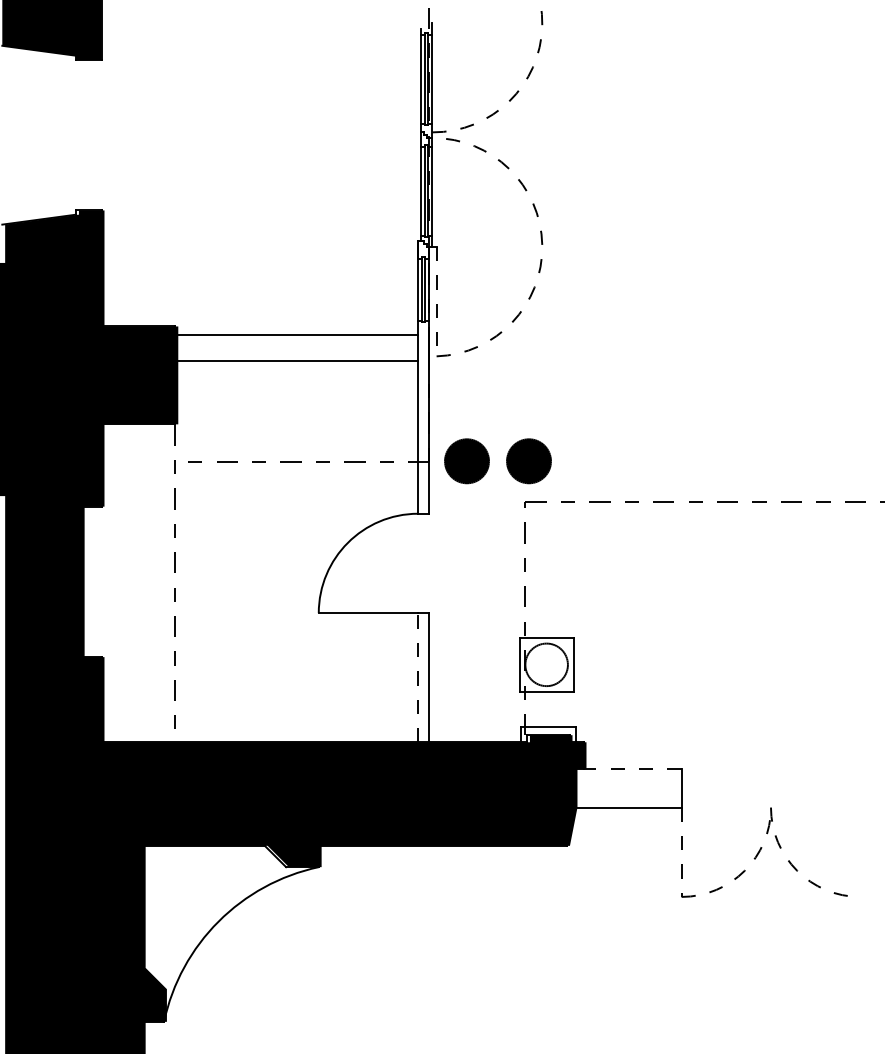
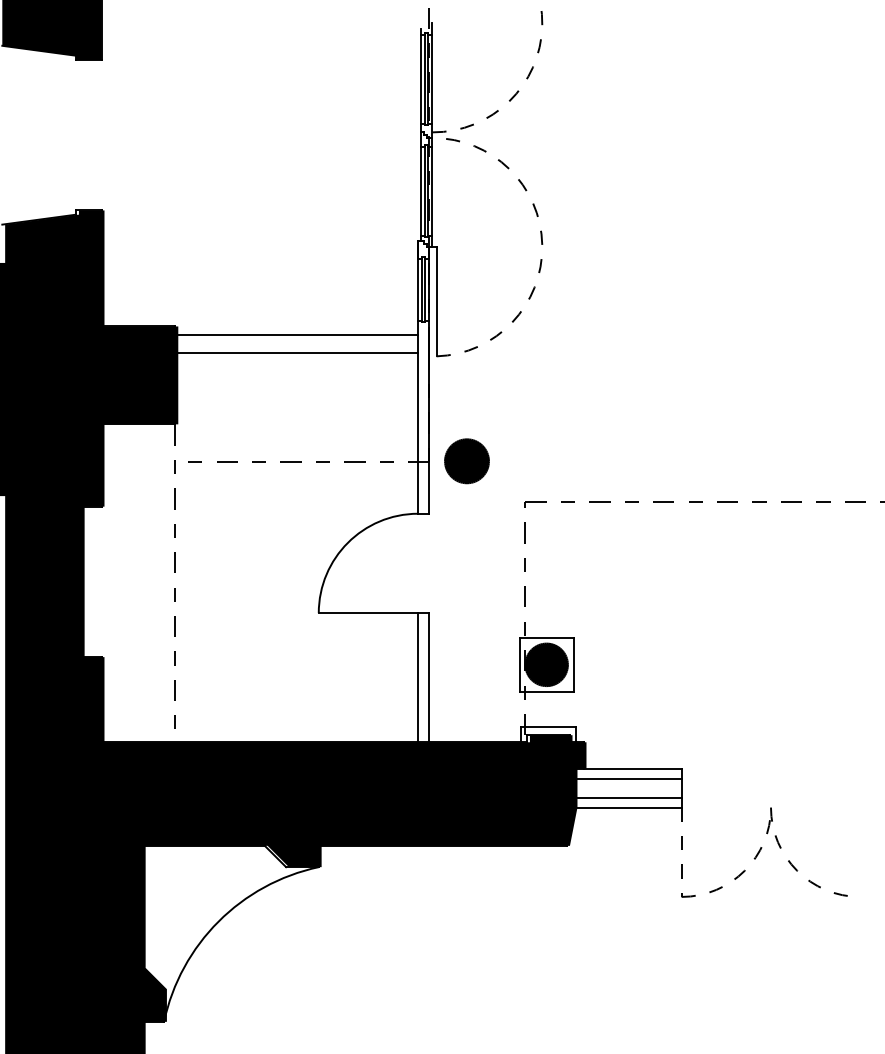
line: dashed -> solid (436, 301)
line position: (296, 361) -> (296, 353) (296, 353)
part: present -> none (528, 461)
fill: none -> present (546, 664)
line: dashed -> solid (418, 677)
line: dashed -> solid (632, 769)
line: none -> present (627, 779)
line: none -> present (627, 797)
